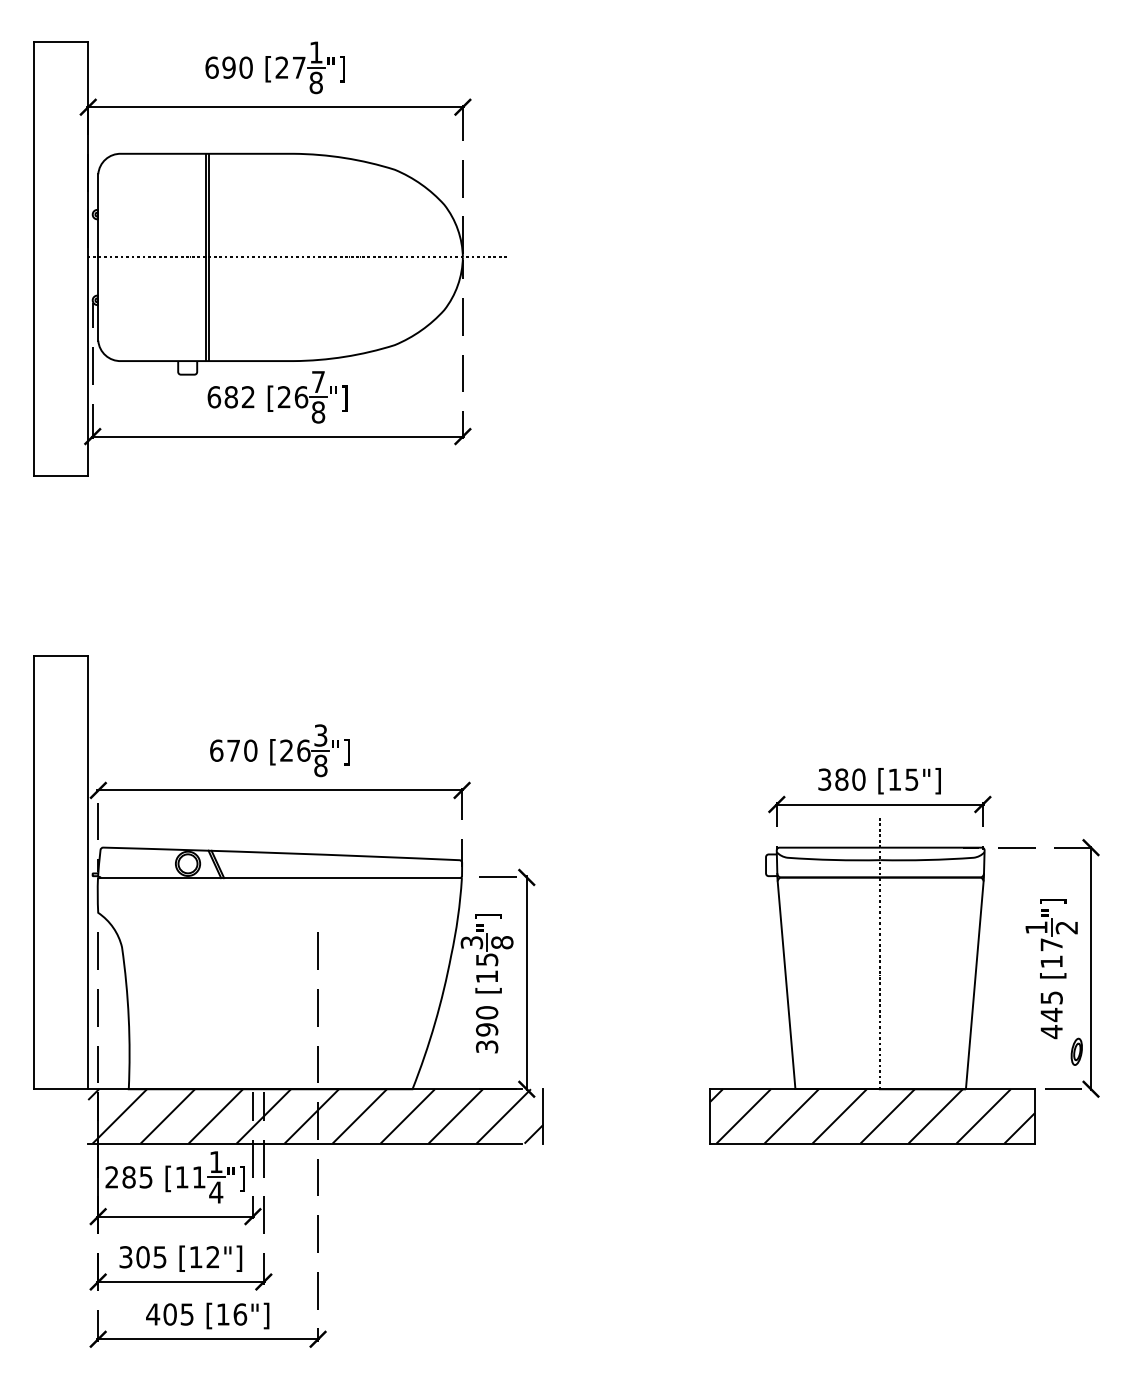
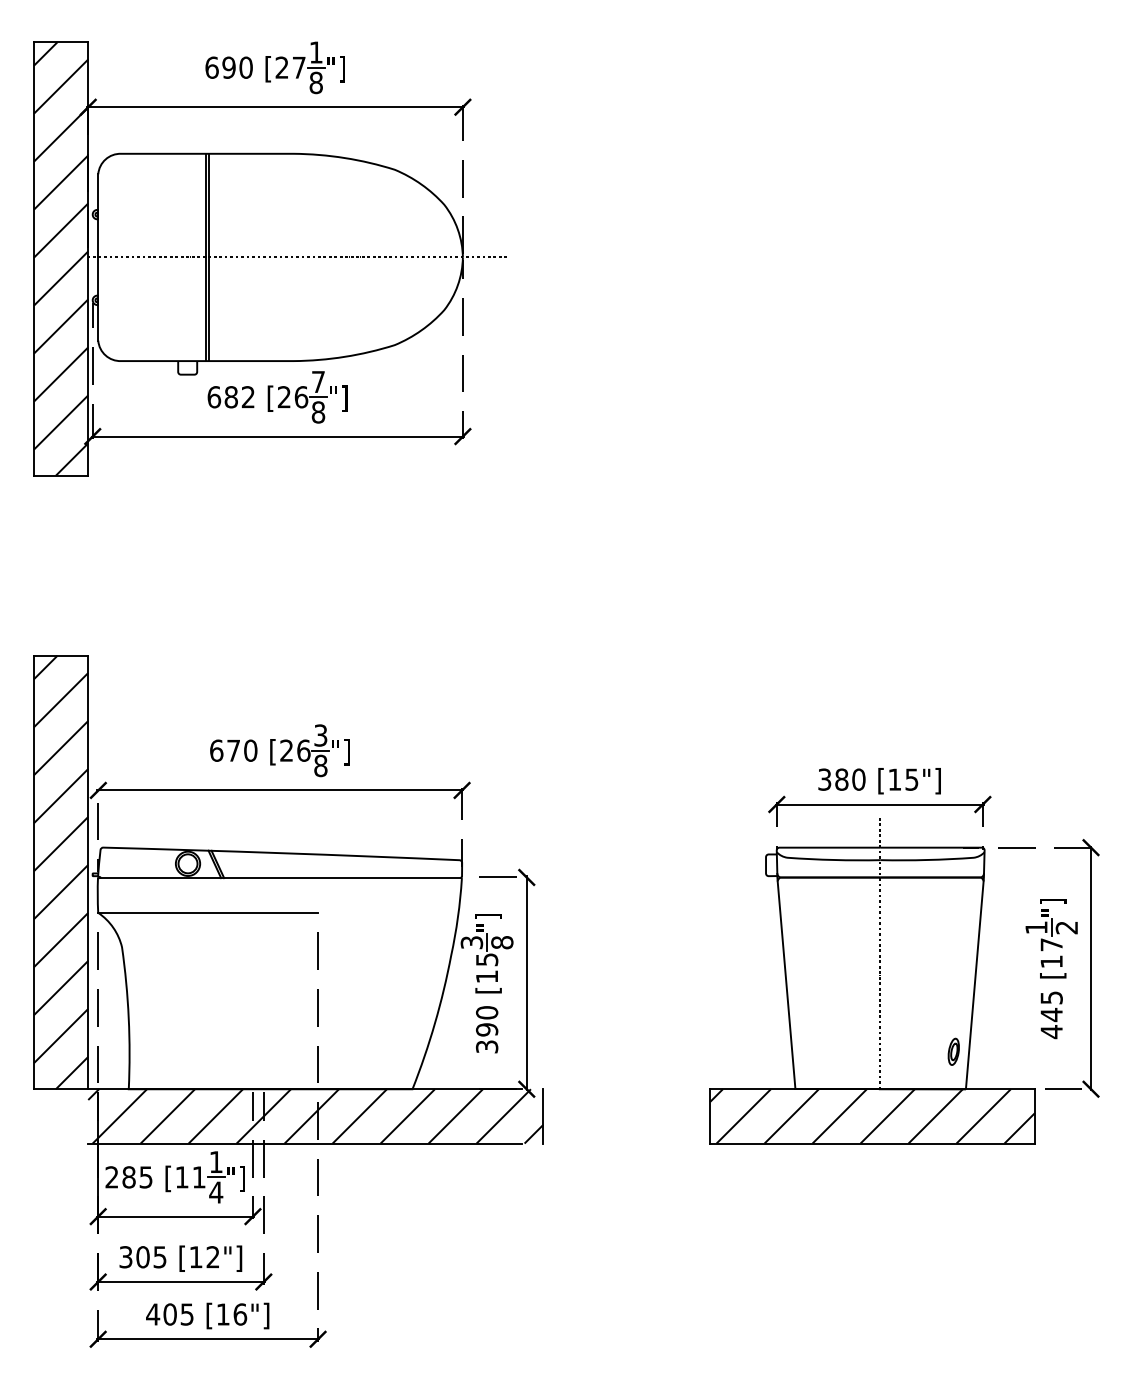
hatch: none -> present (60, 258)
hatch: none -> present (60, 872)
line: none -> present (208, 912)
part position: (1076, 1051) -> (953, 1051) (953, 1051)
